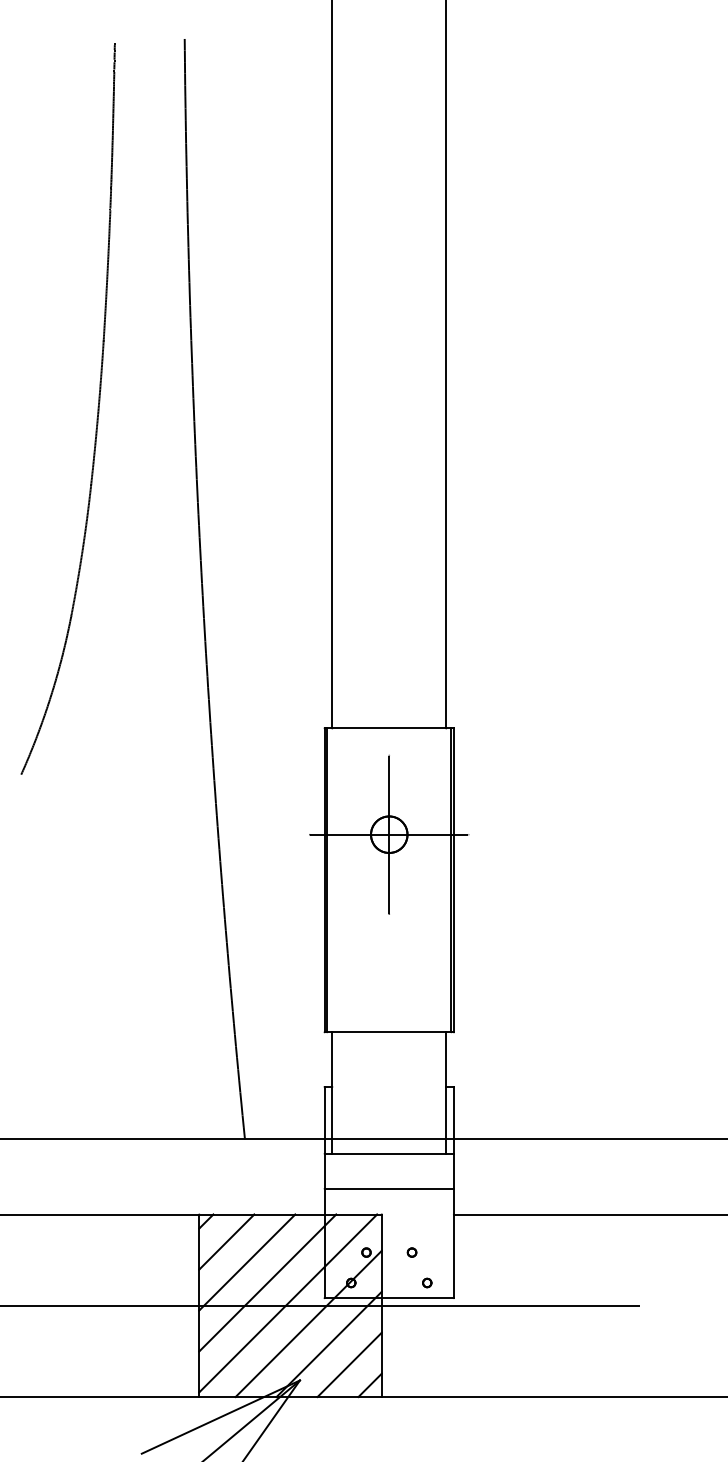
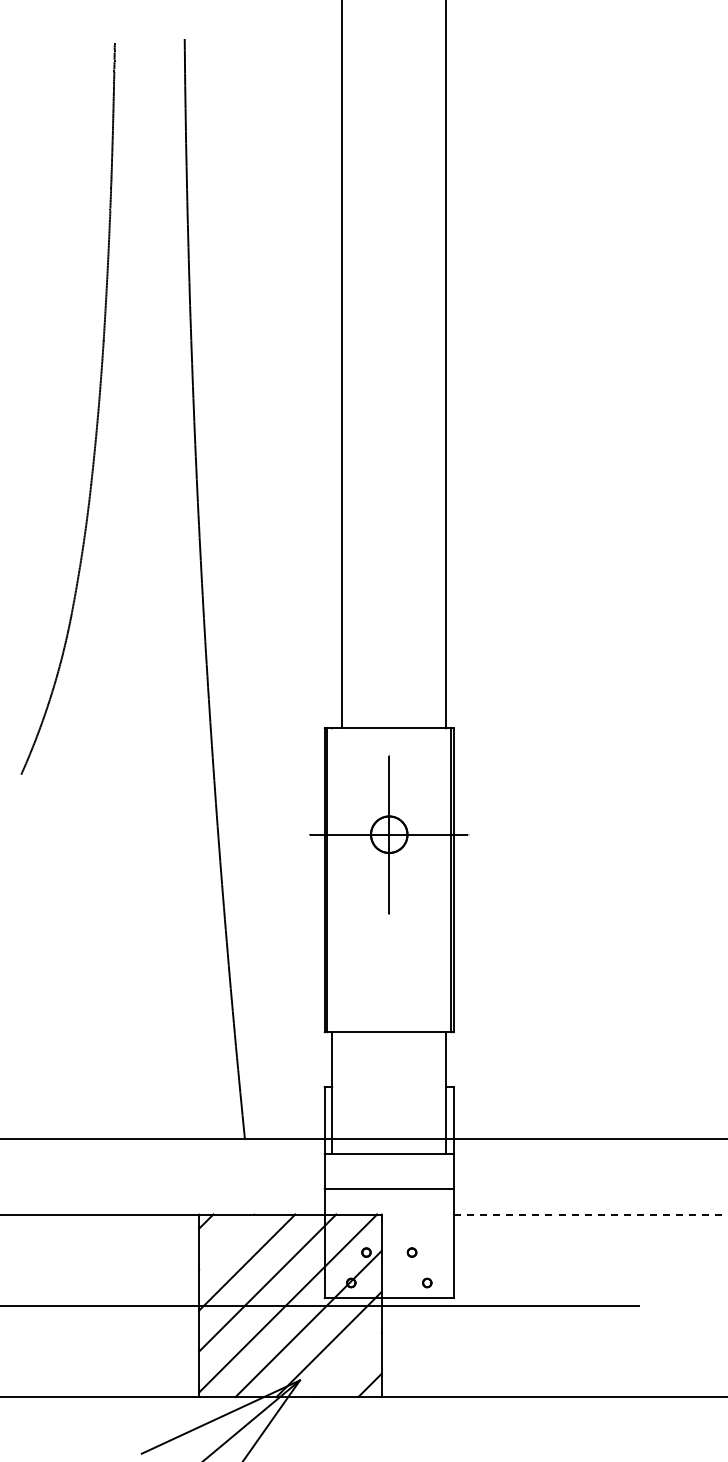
line position: (332, 365) -> (342, 365) (342, 365)
line: solid -> dashed (590, 1214)
line: present -> none (226, 1241)
line: present -> none (349, 1364)
